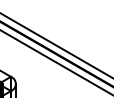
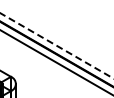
line: solid -> dashed (56, 45)
